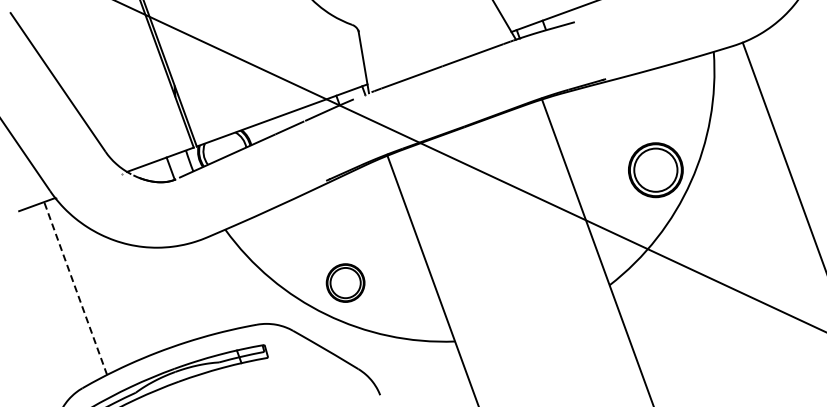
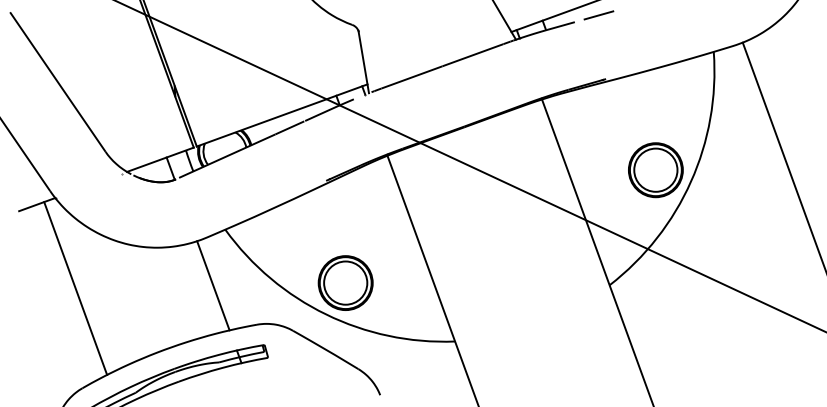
line: none -> present (598, 15)
part size: 41x40 px -> 57x56 px (345, 282)
line: none -> present (213, 285)
line: dashed -> solid (75, 288)
